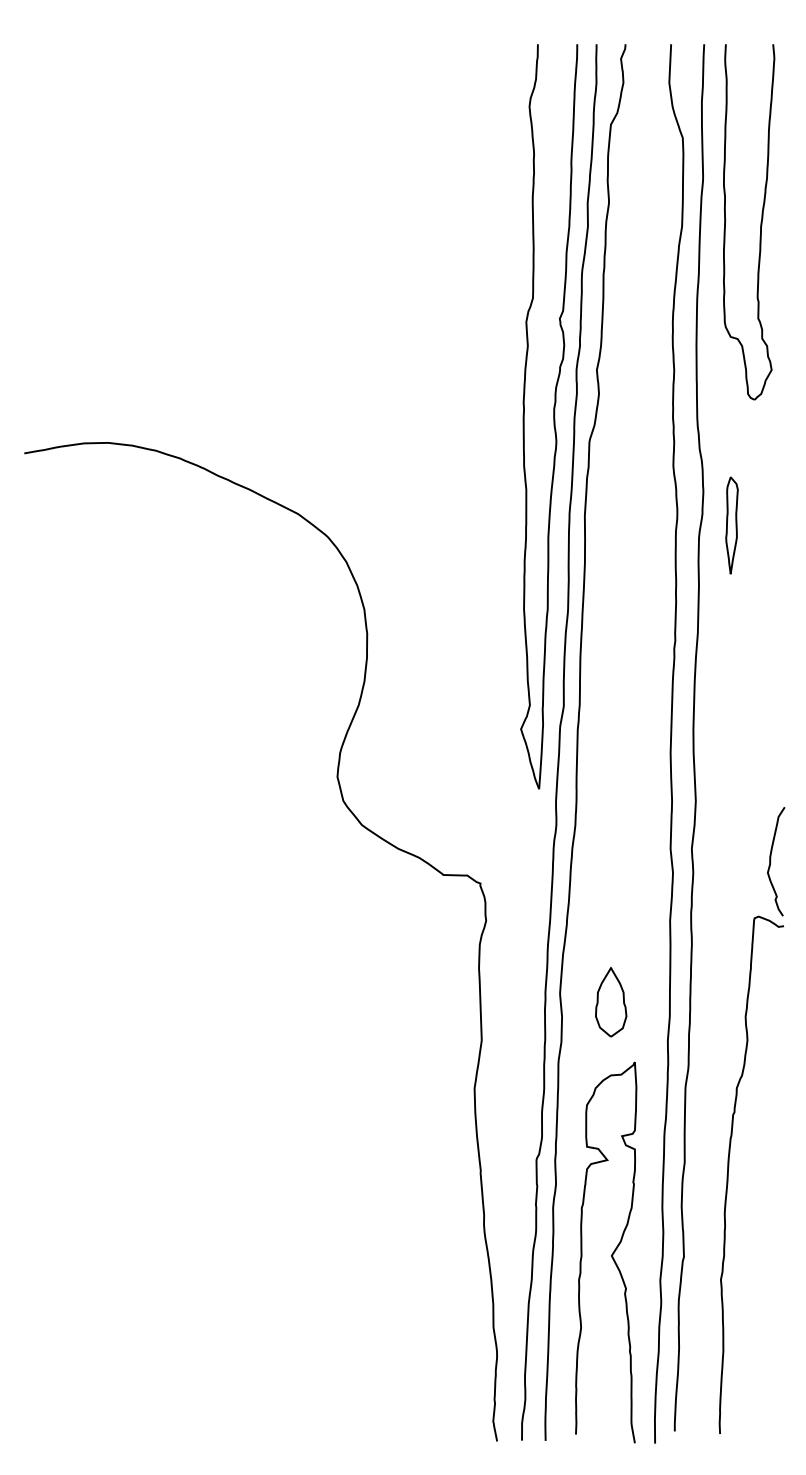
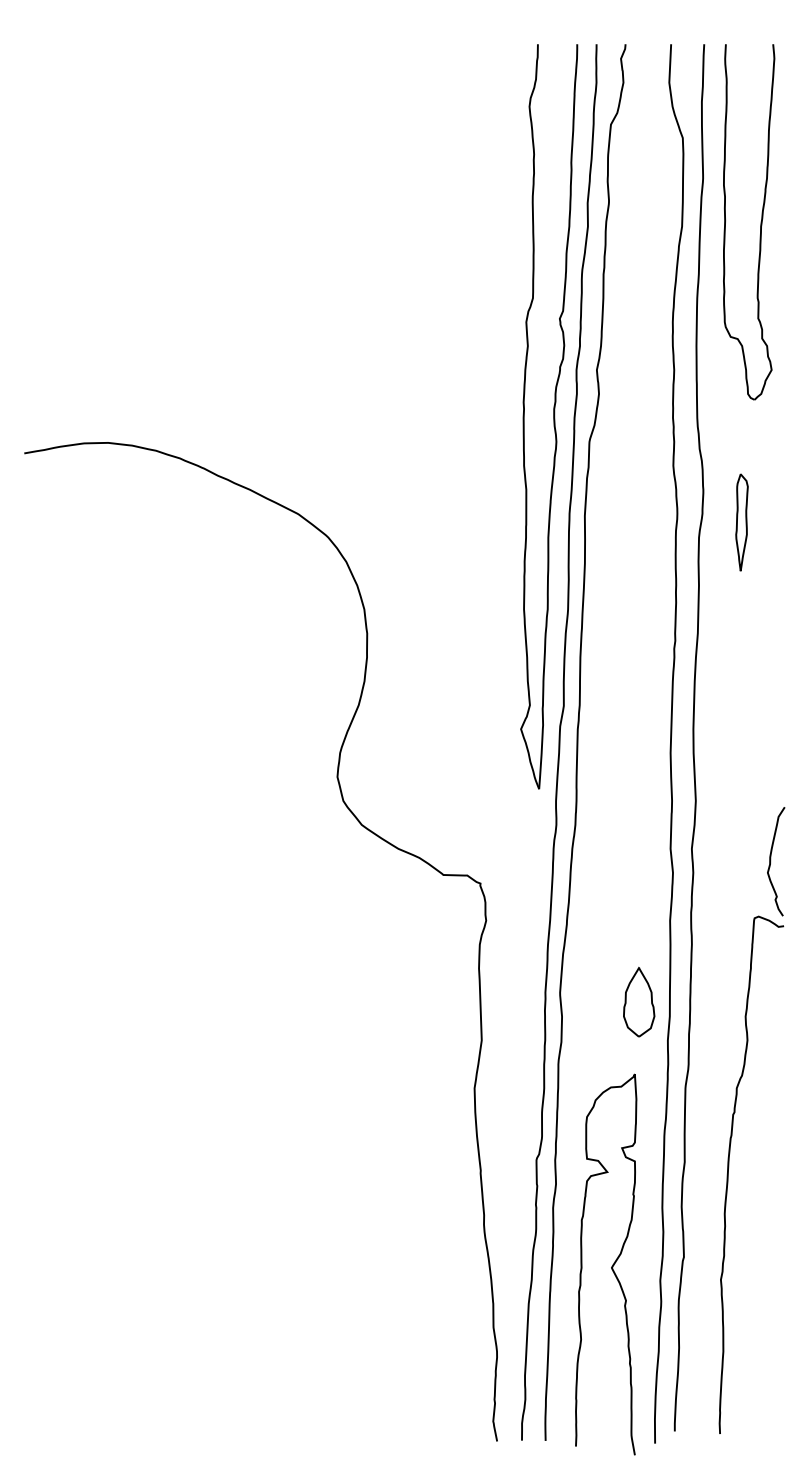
part position: (731, 525) -> (741, 522) (741, 522)
part position: (611, 1001) -> (639, 1001) (639, 1001)
curve position: (611, 1254) -> (611, 1266) (611, 1266)
